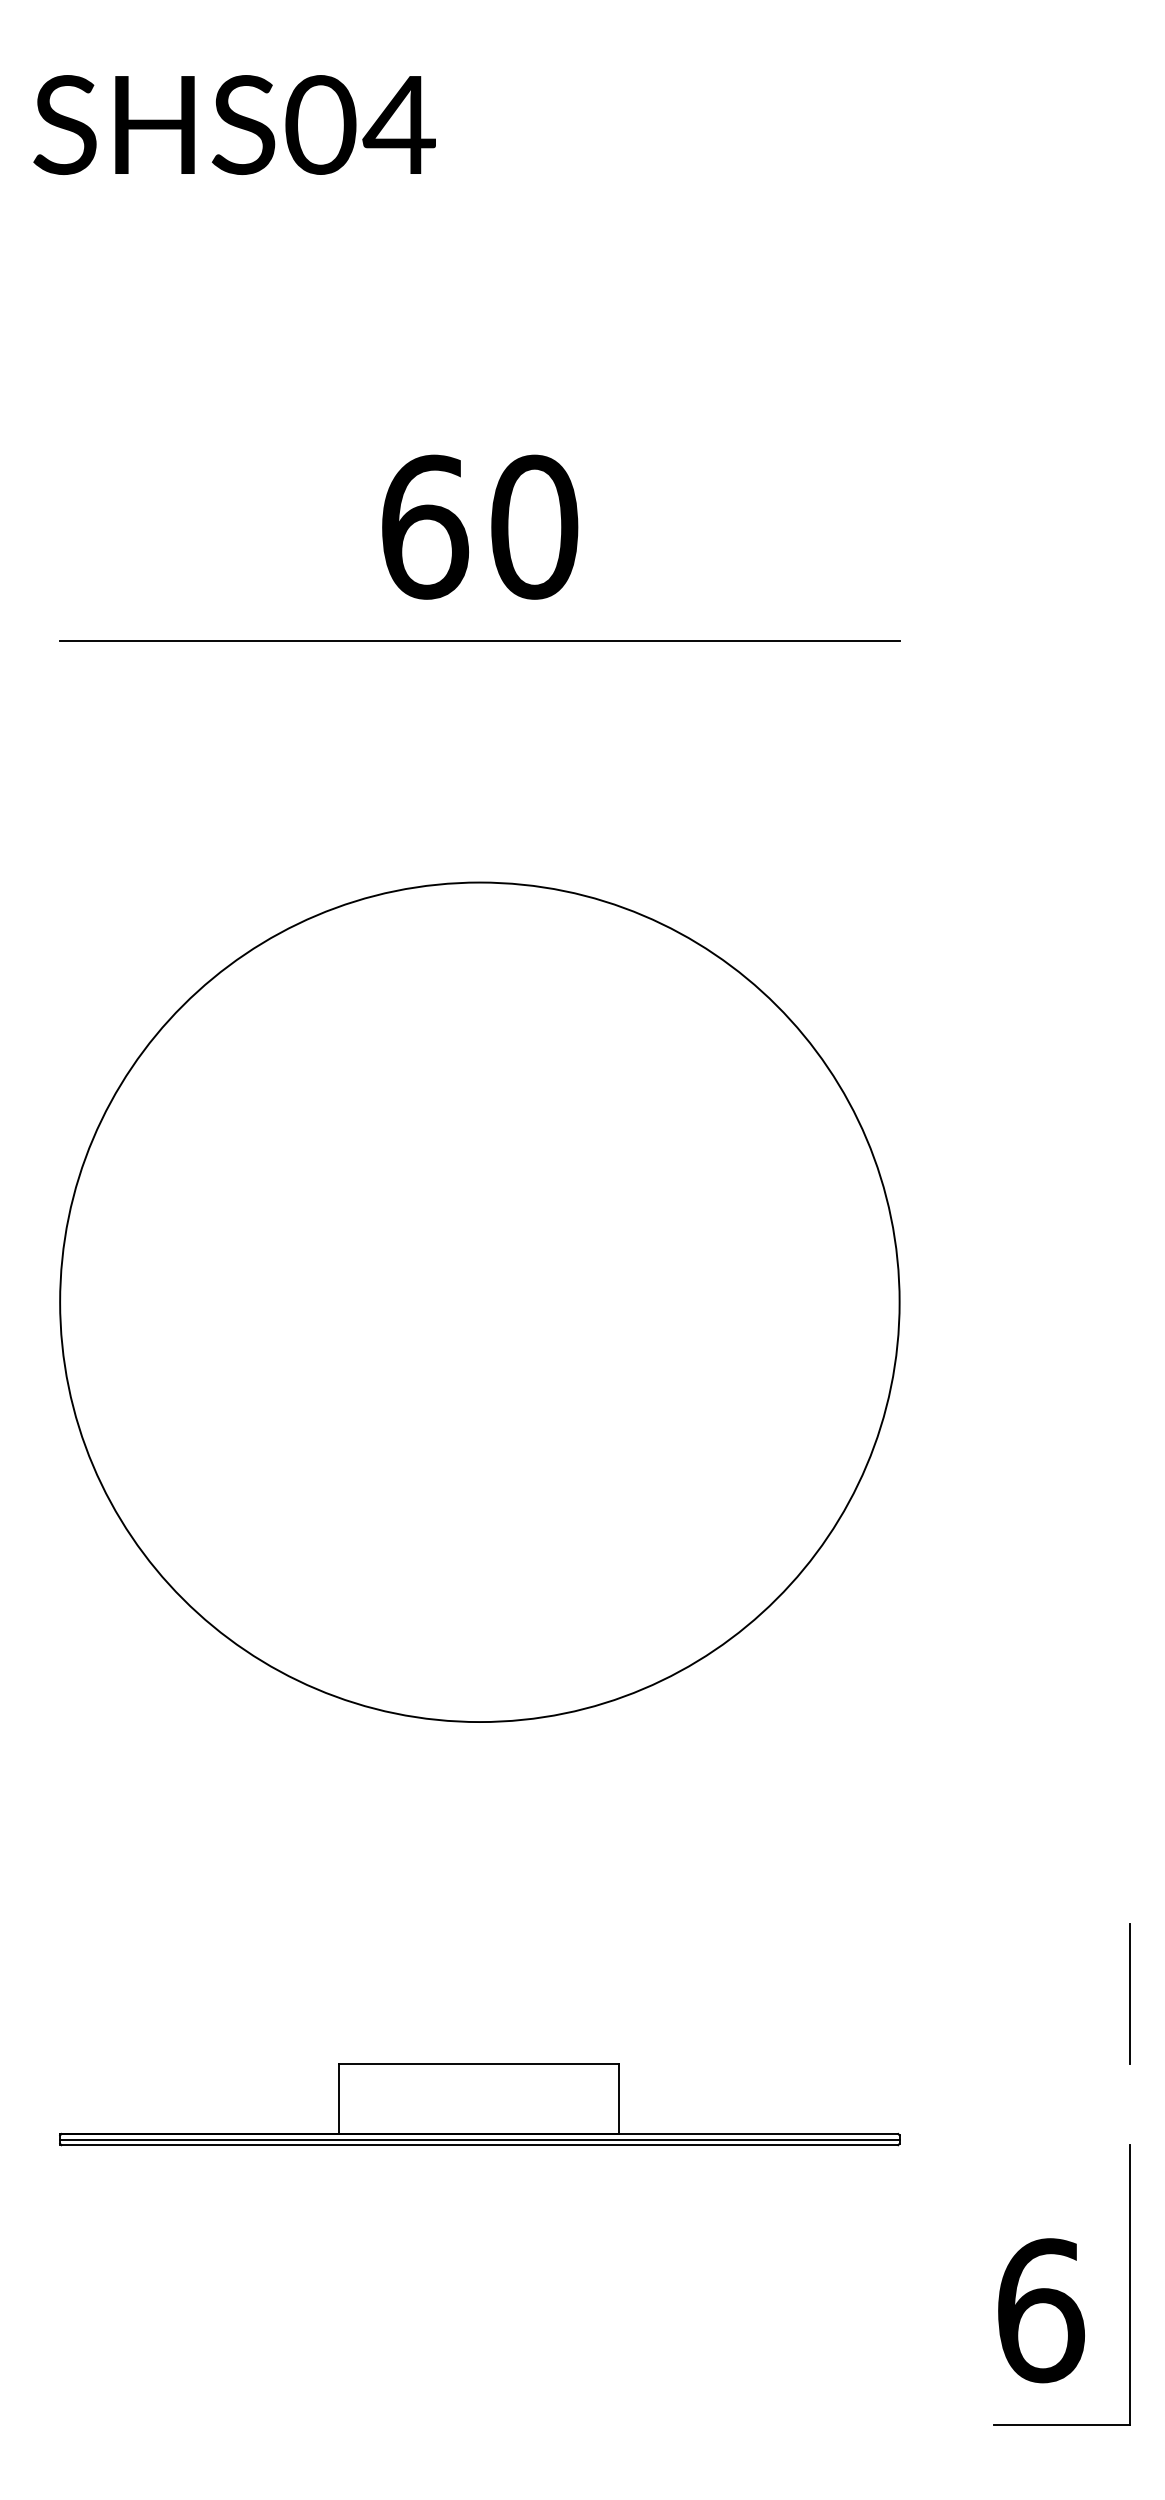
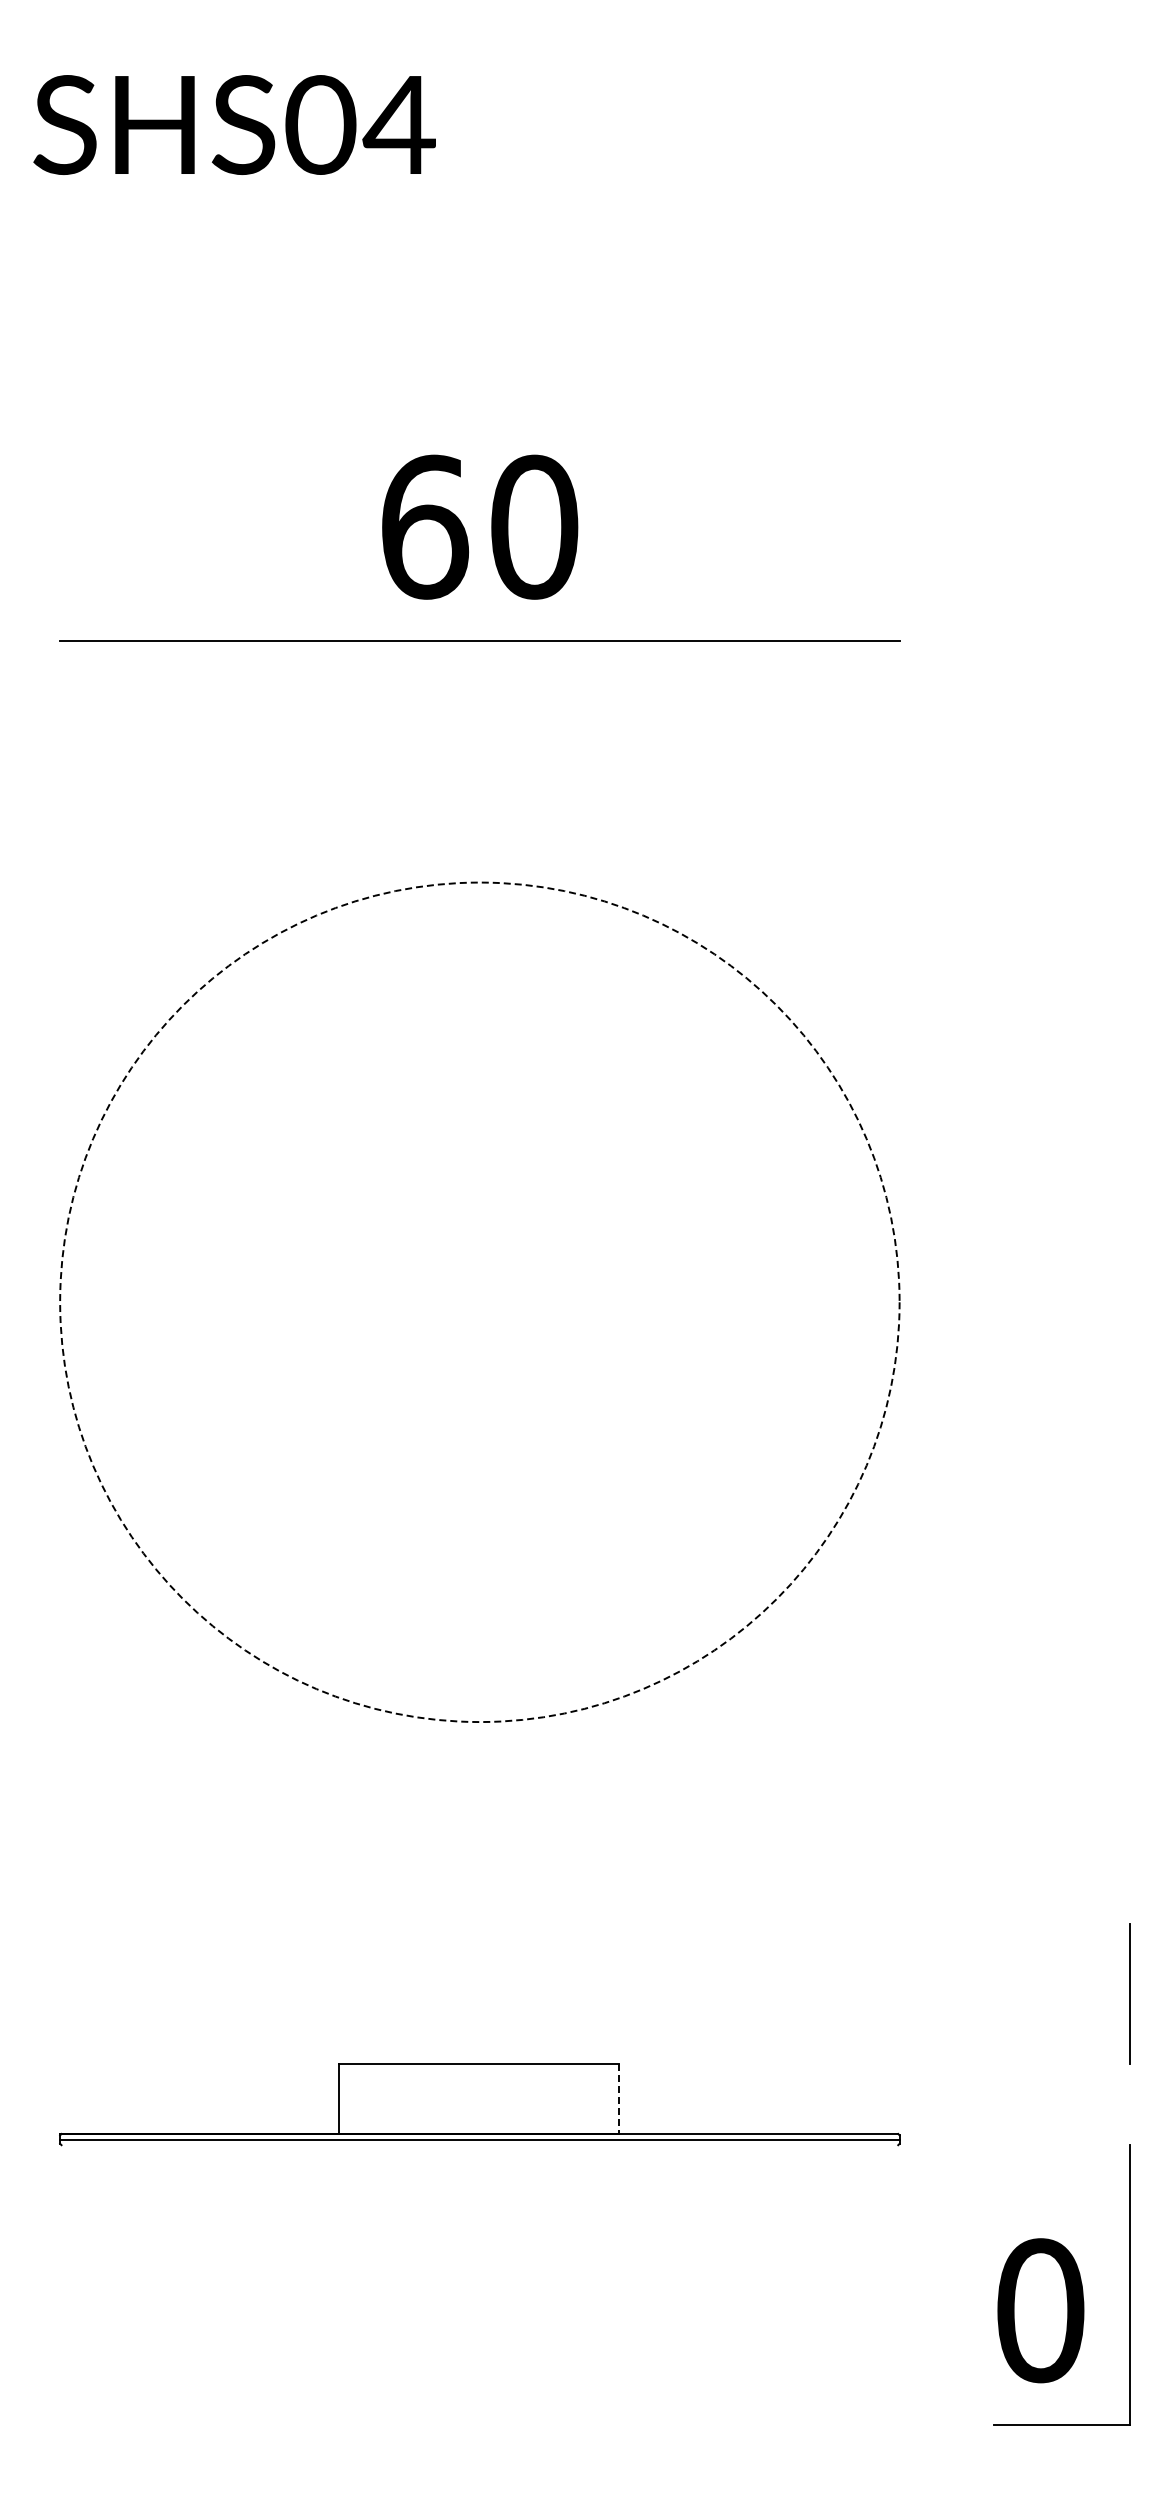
circle: solid -> dashed (479, 1302)
line: solid -> dashed (619, 2098)
line: present -> none (479, 2145)
text: 6 -> 0 (1040, 2310)
